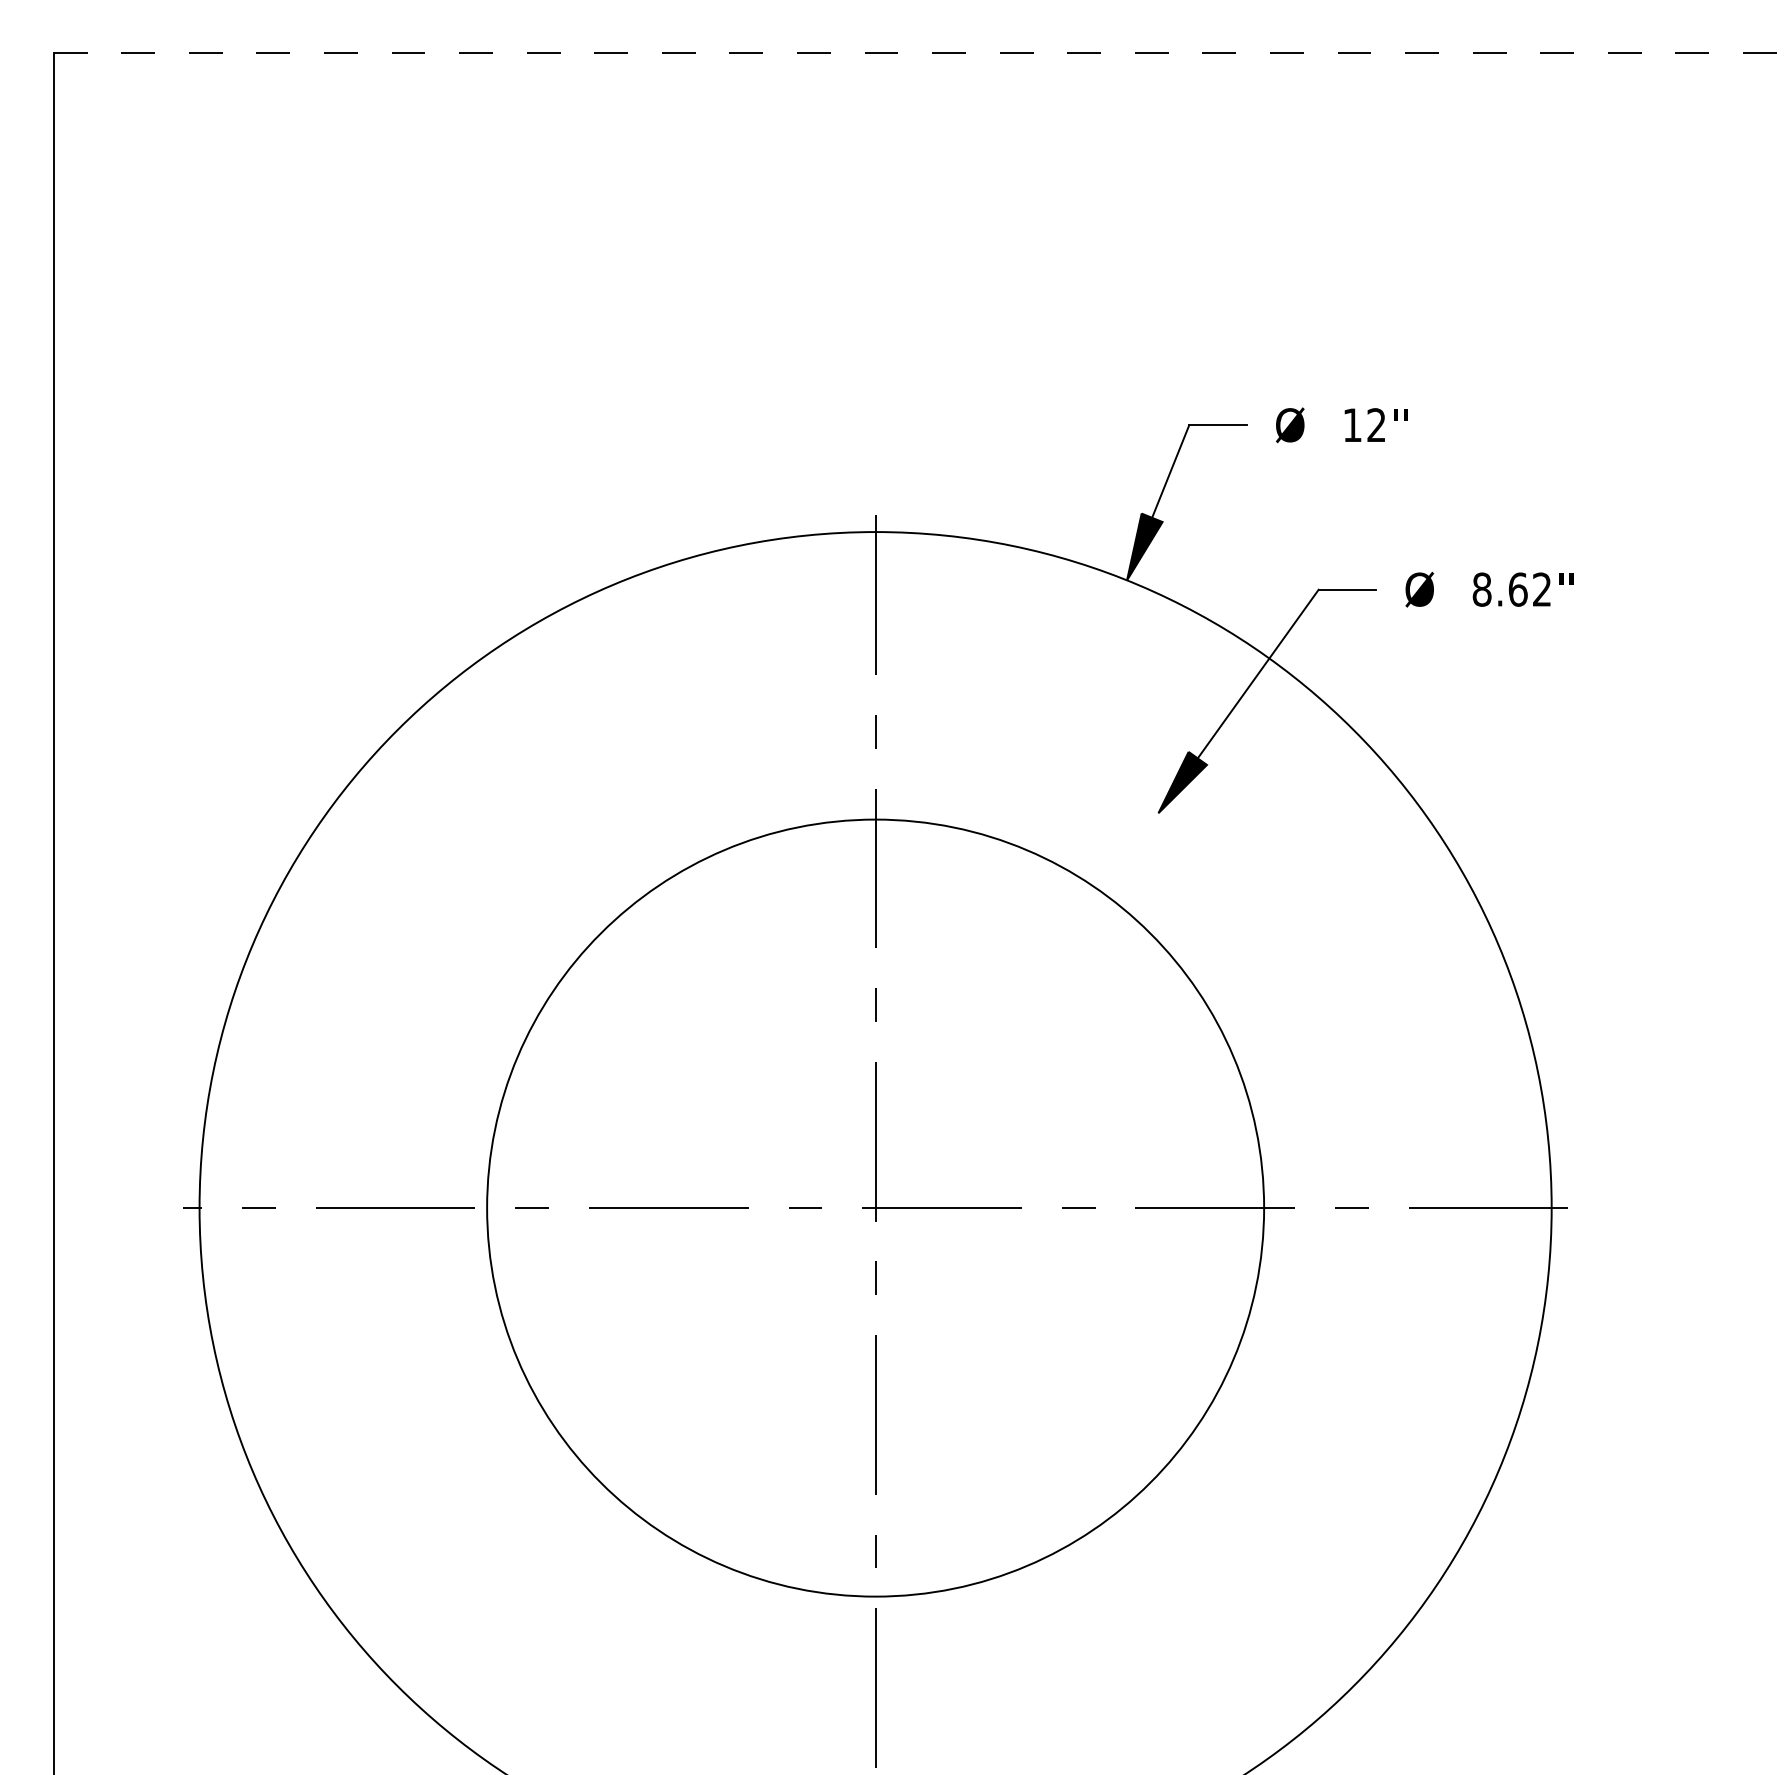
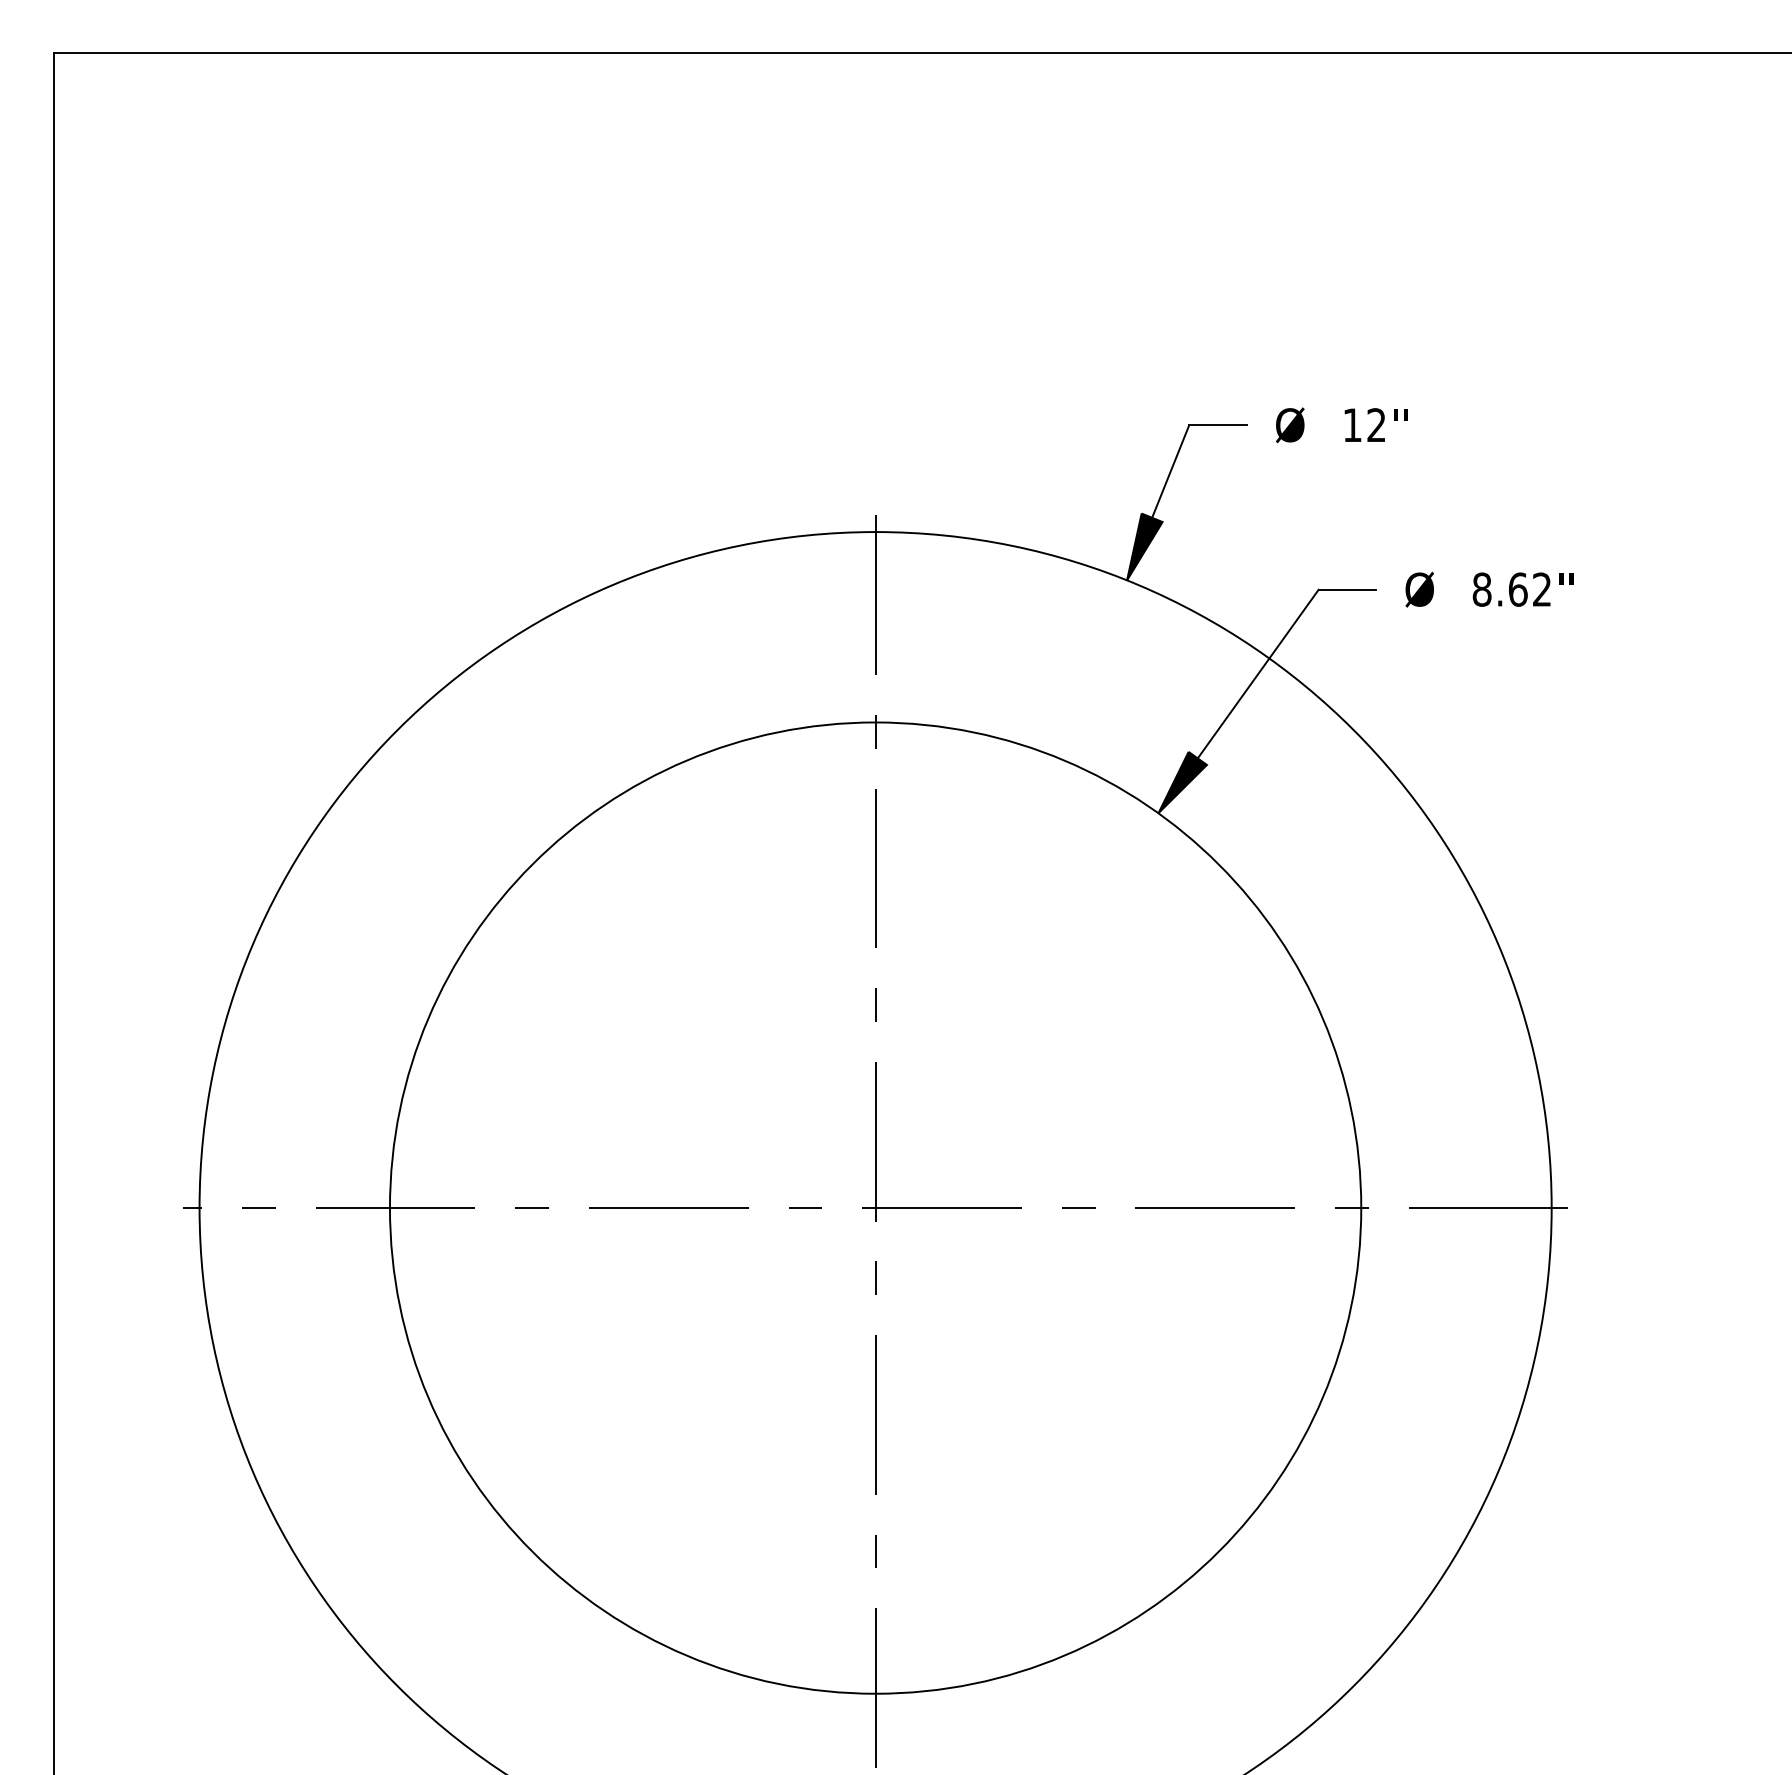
line: dashed -> solid (922, 53)
circle diameter: 777 px -> 971 px (875, 1207)
